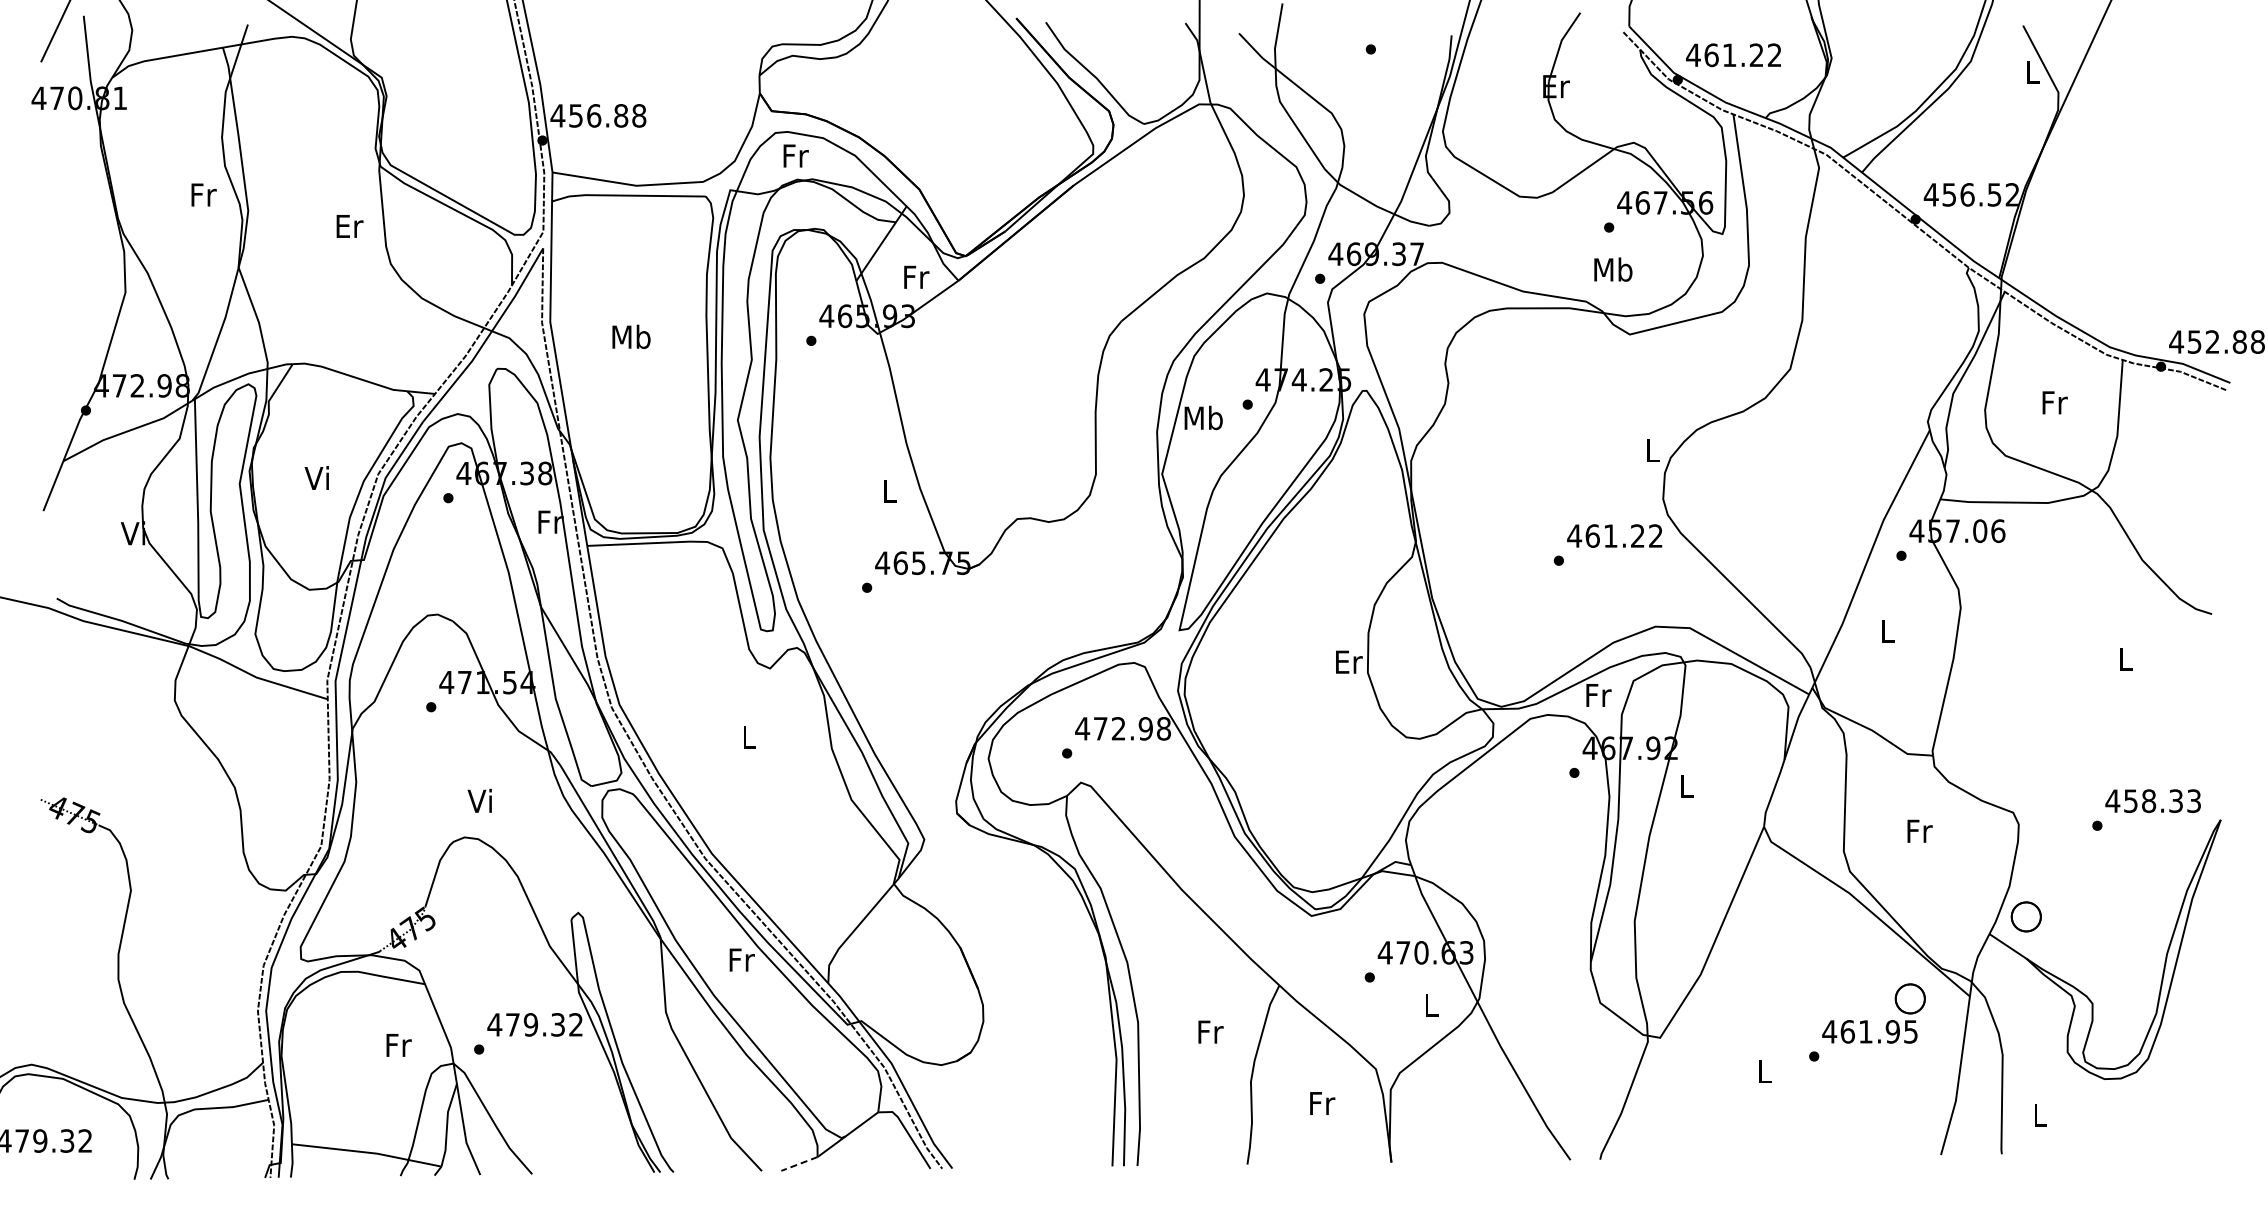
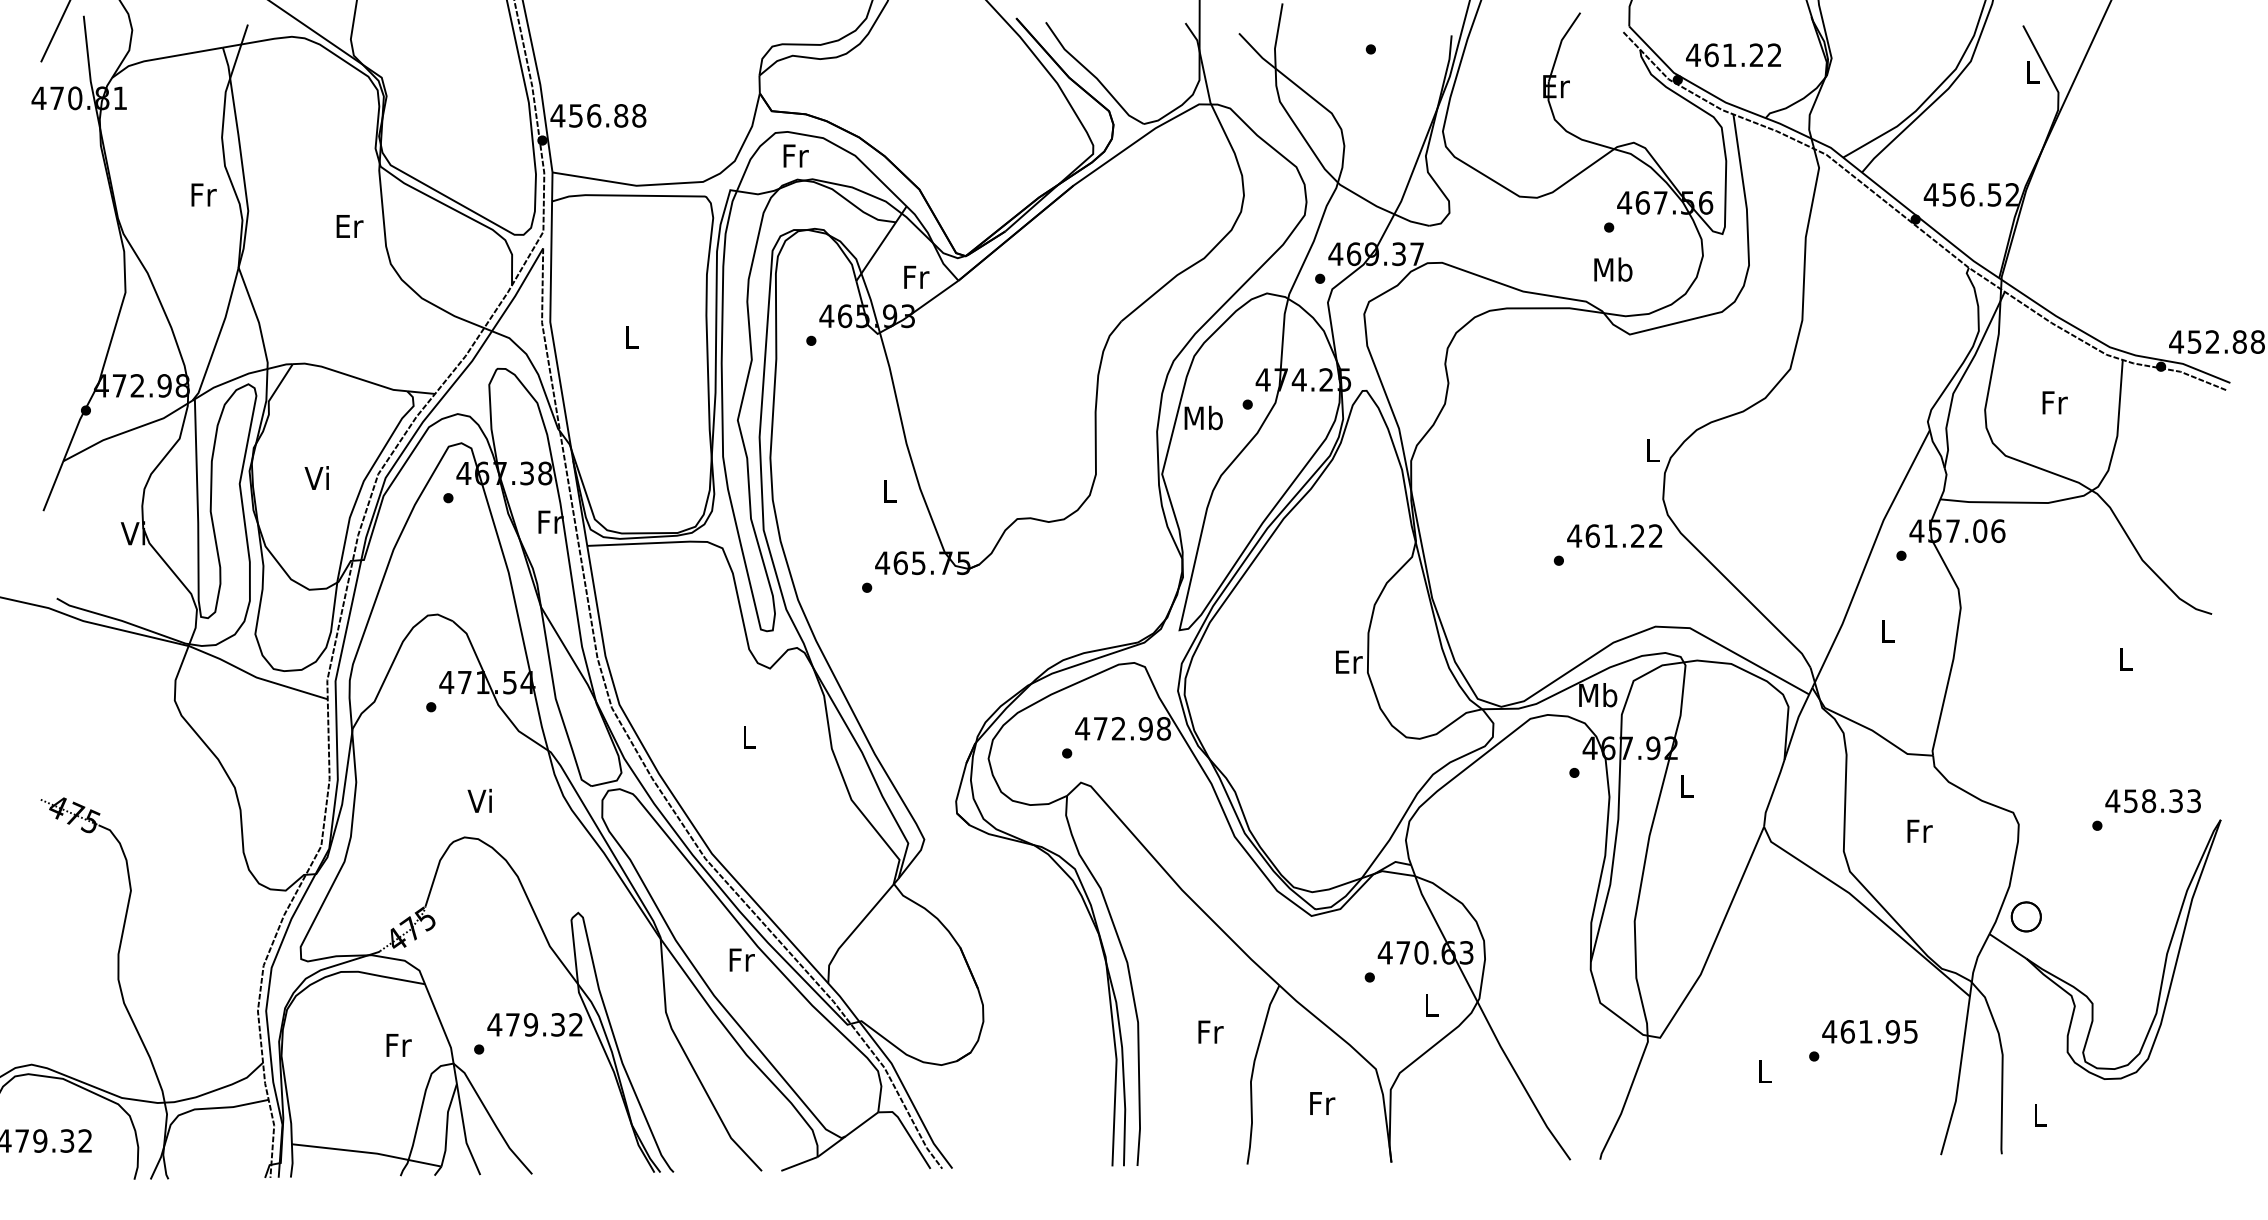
text: Mb -> L (631, 336)
text: Fr -> Mb (1598, 695)
part: present -> none (1909, 998)
line: dashed -> solid (798, 1164)
